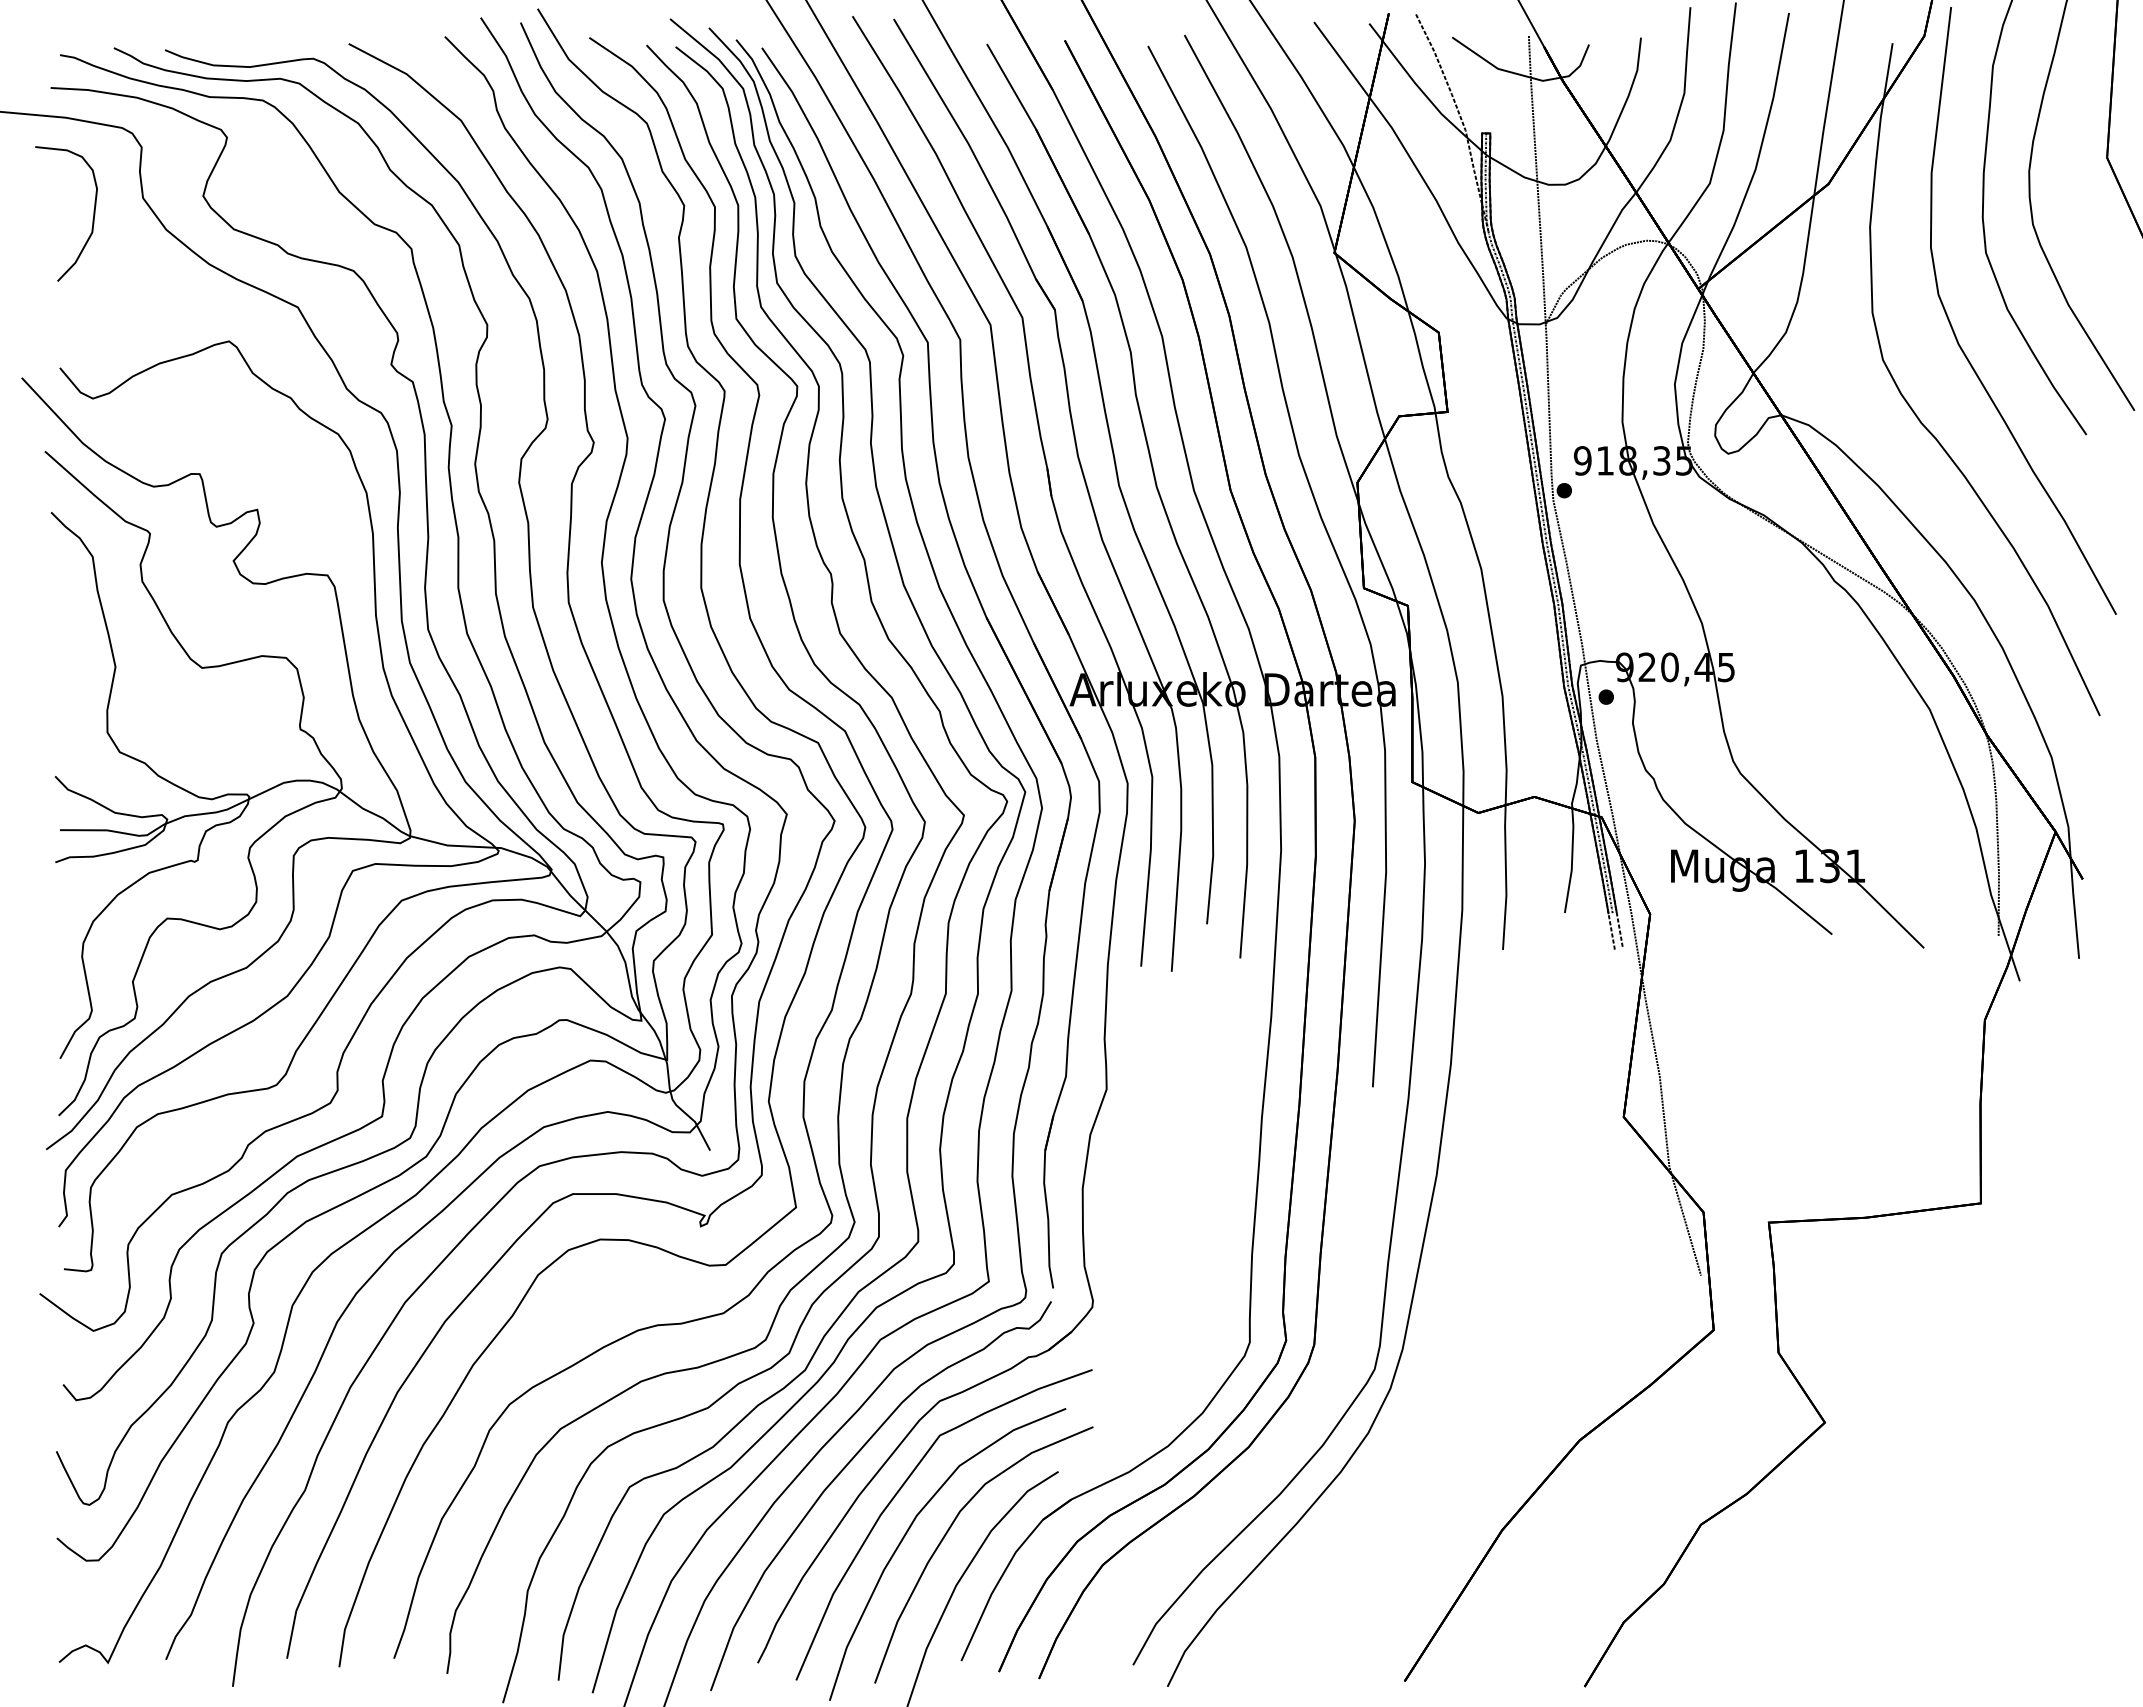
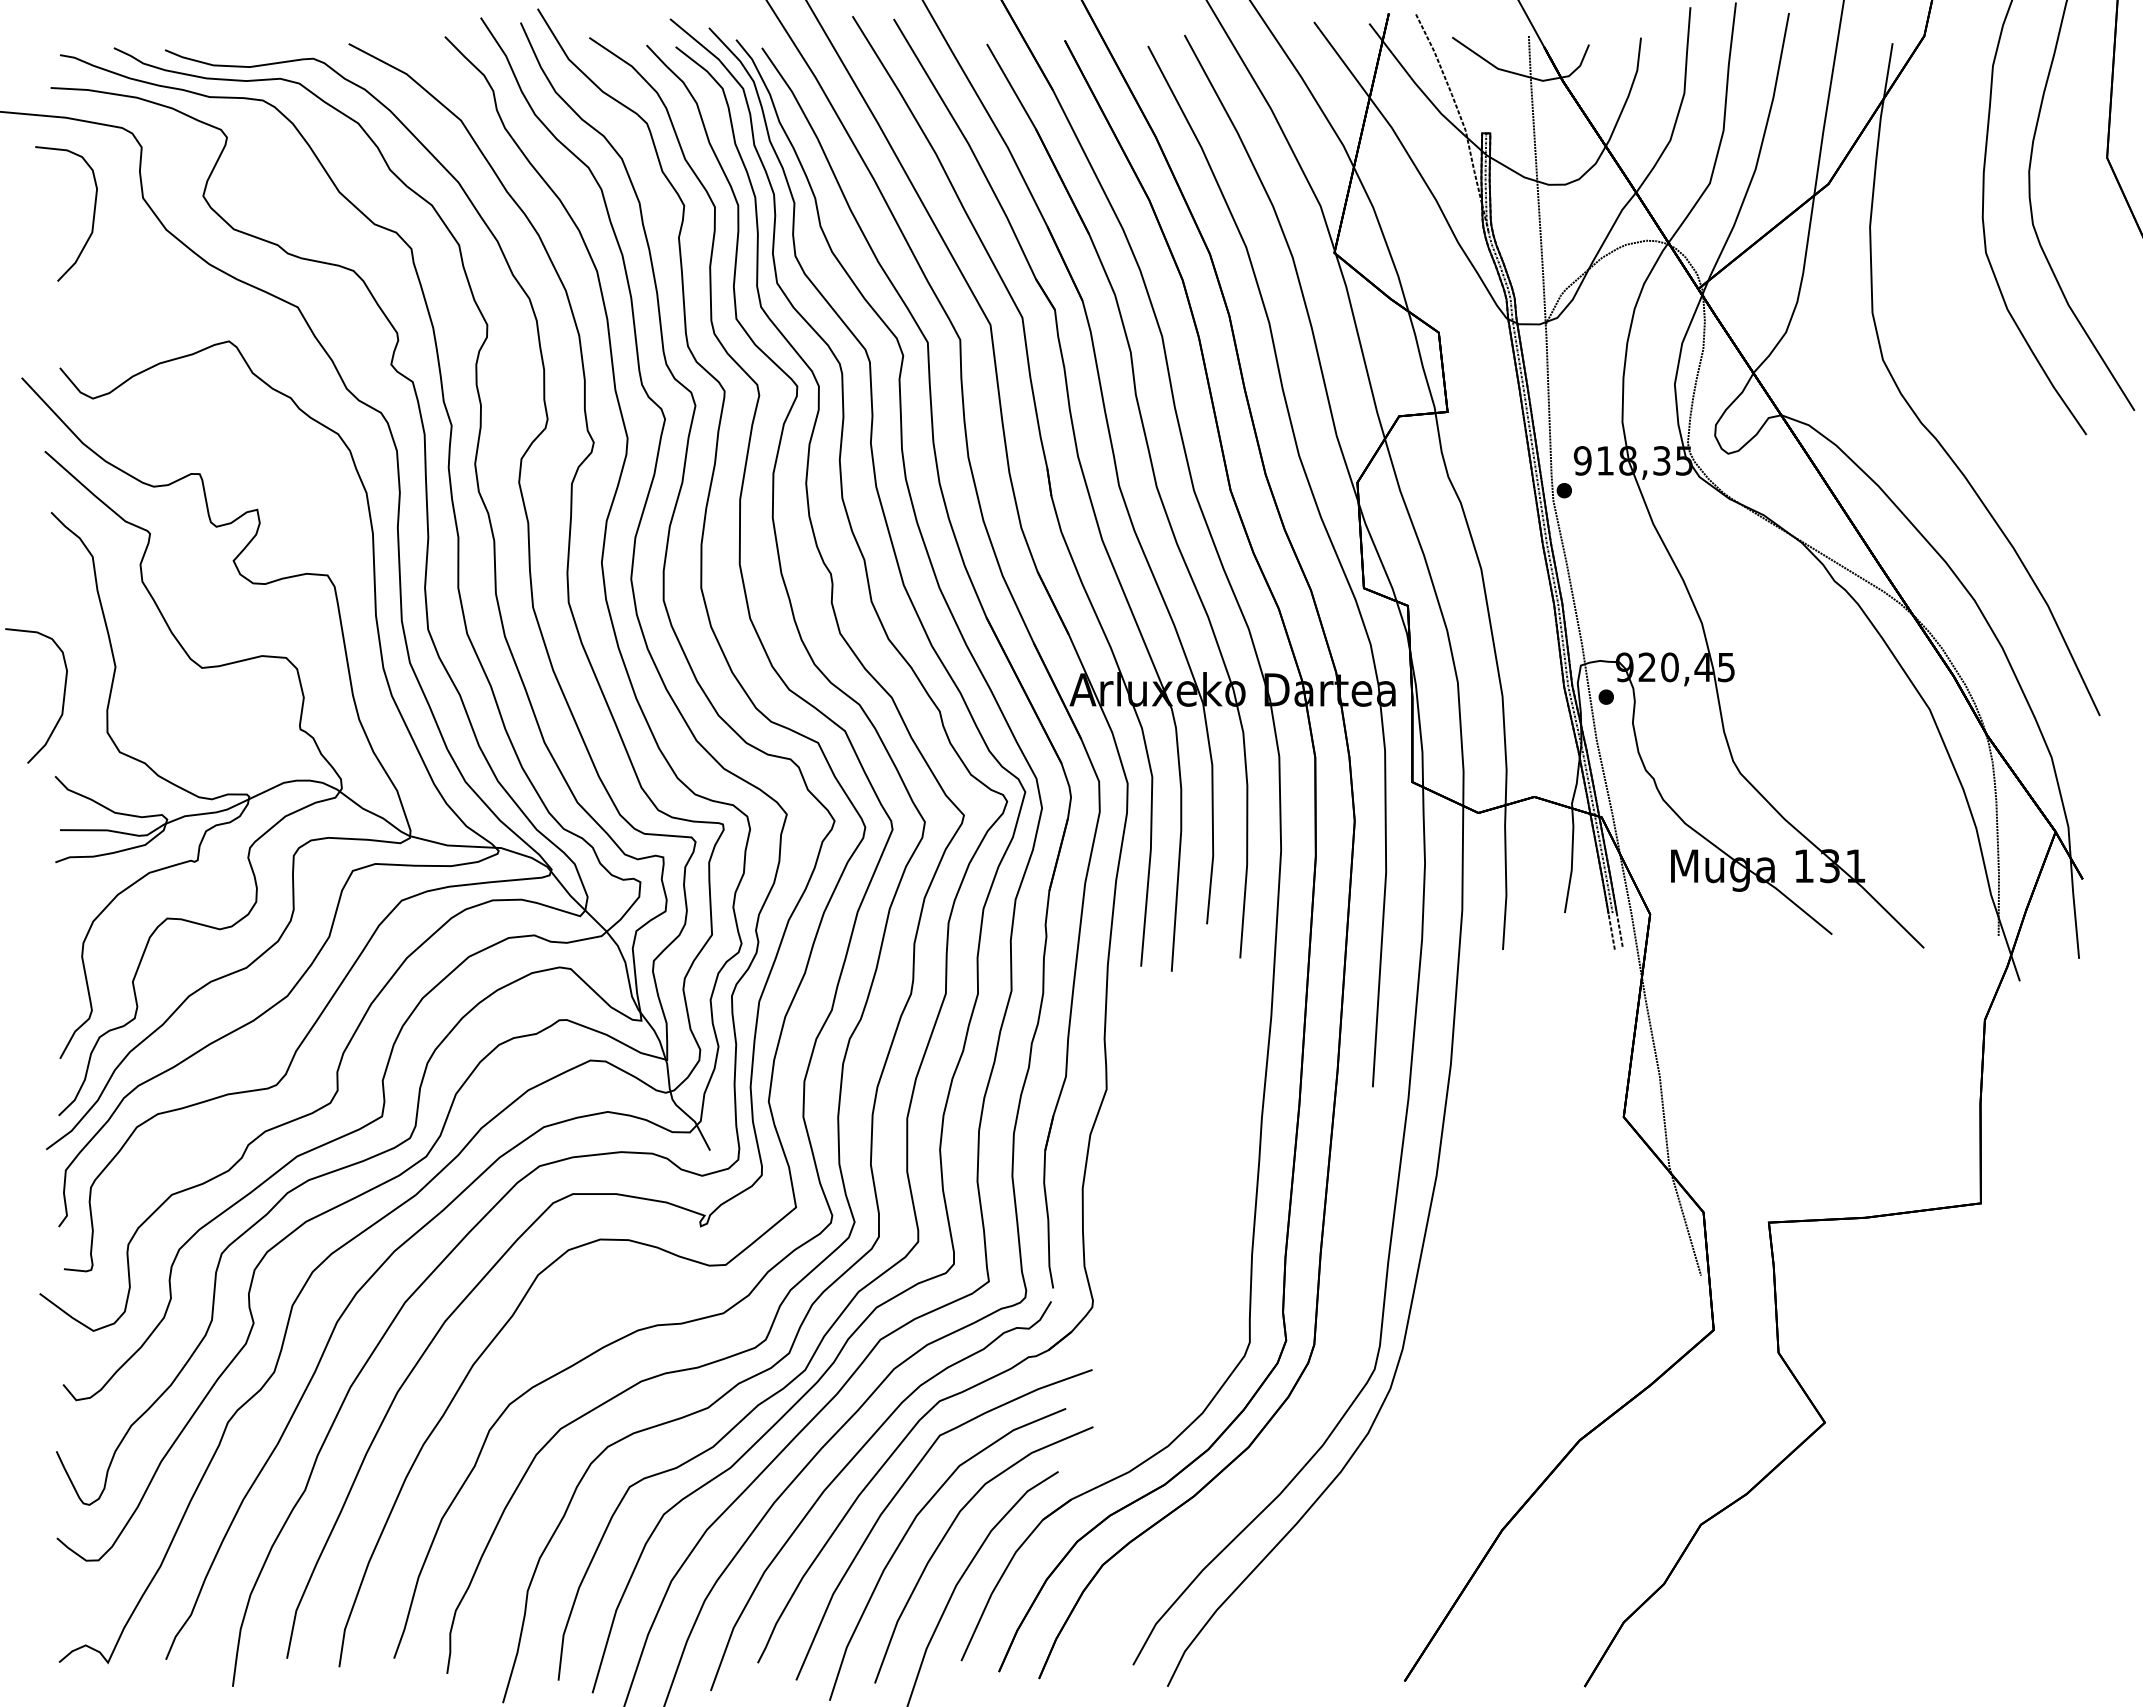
part: present -> none (1958, 340)
curve: none -> present (62, 701)
